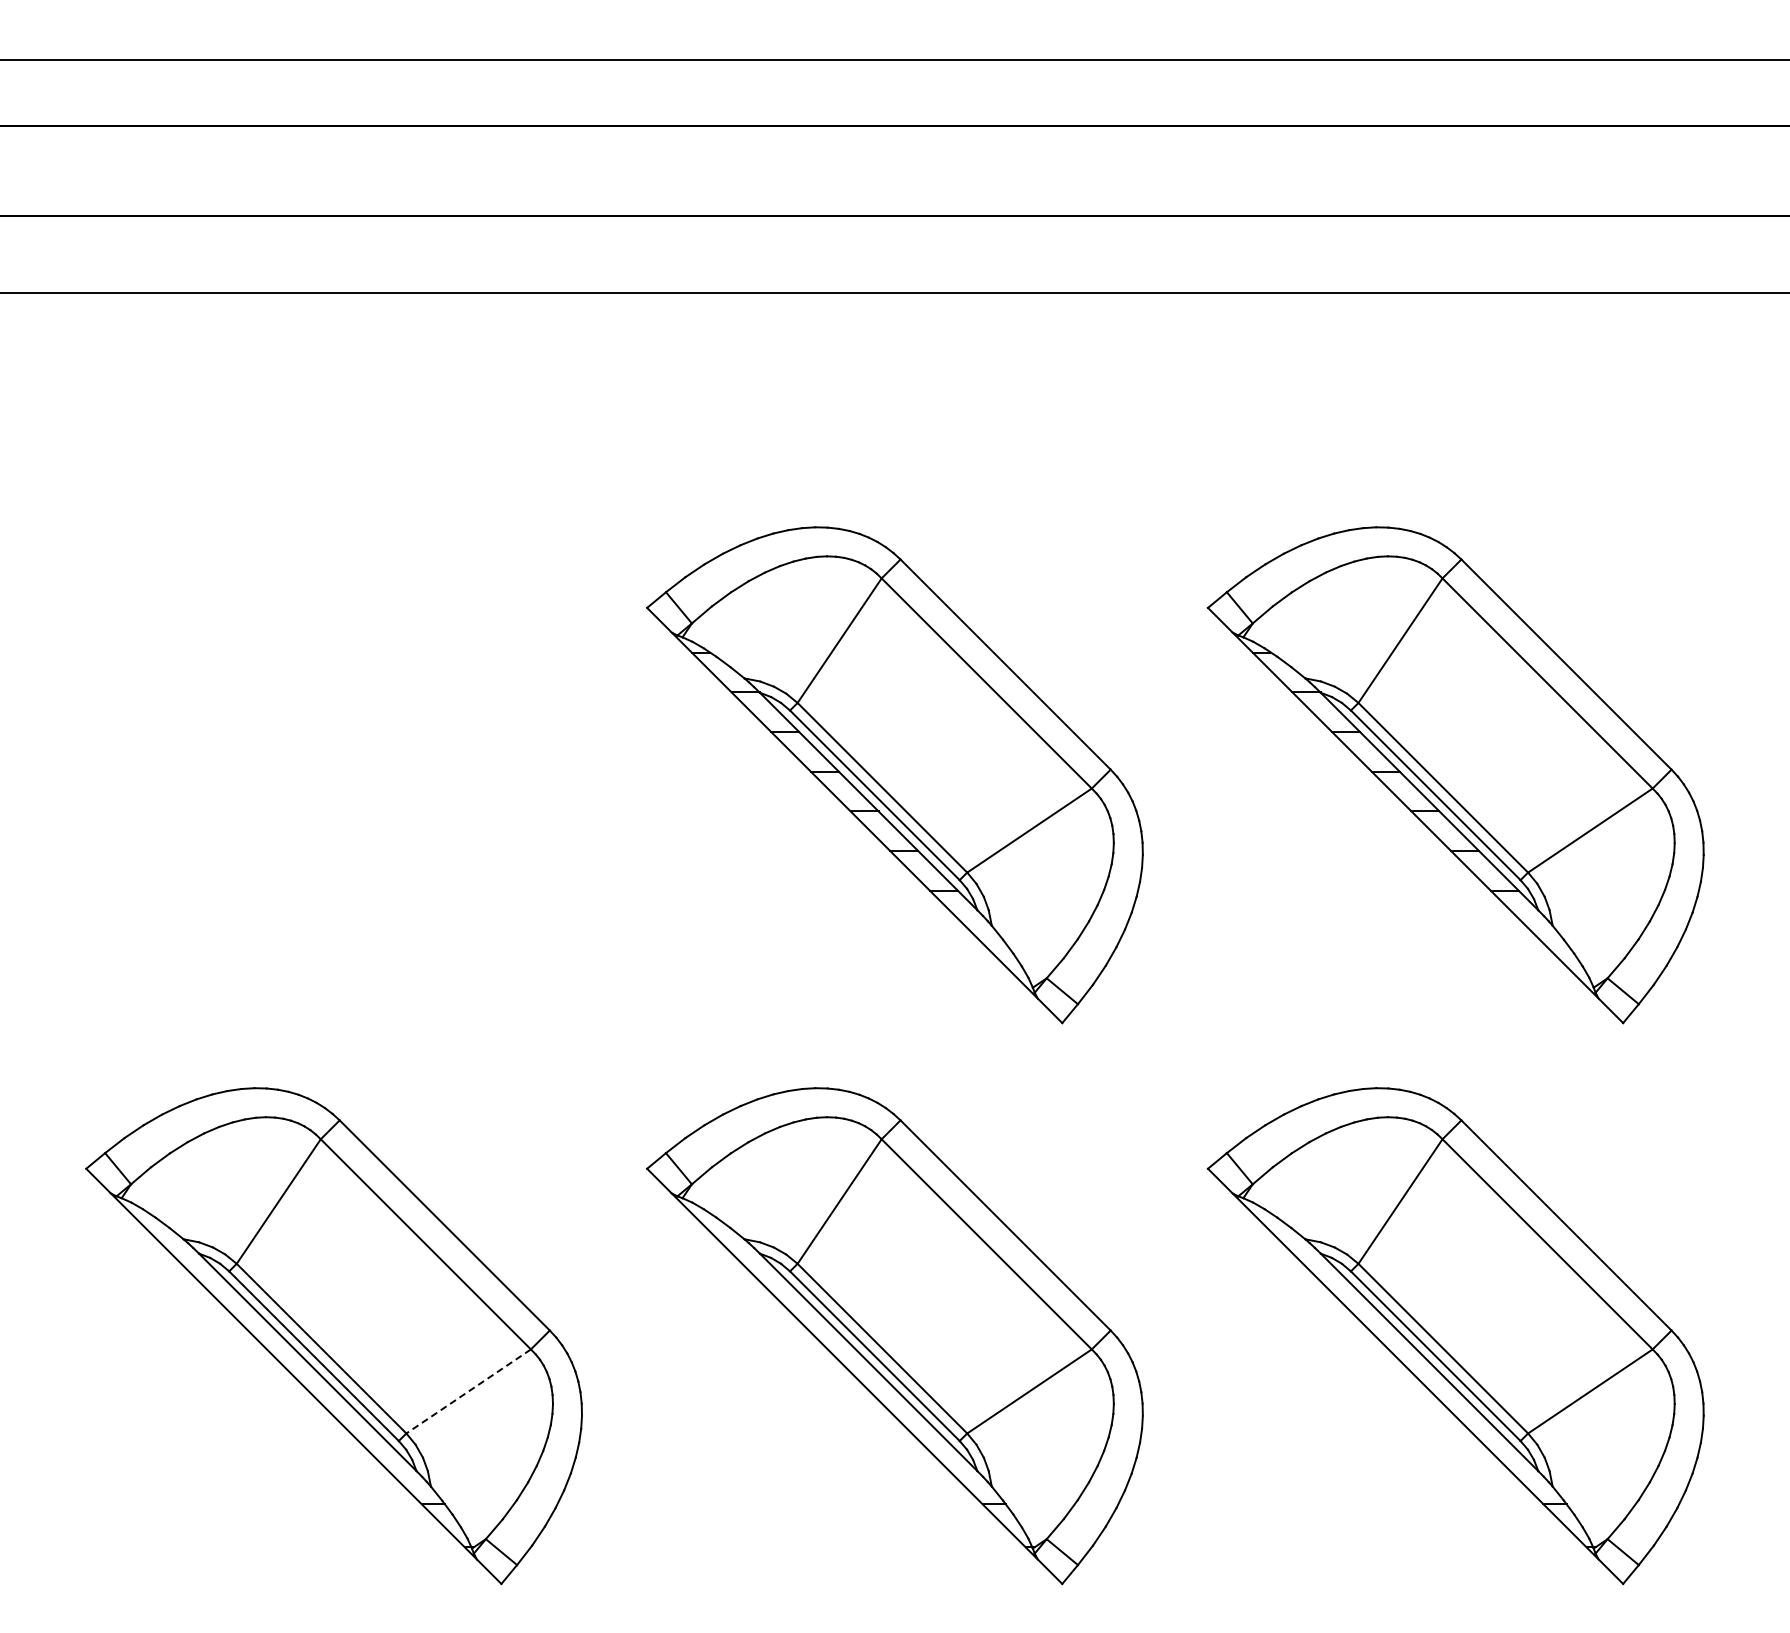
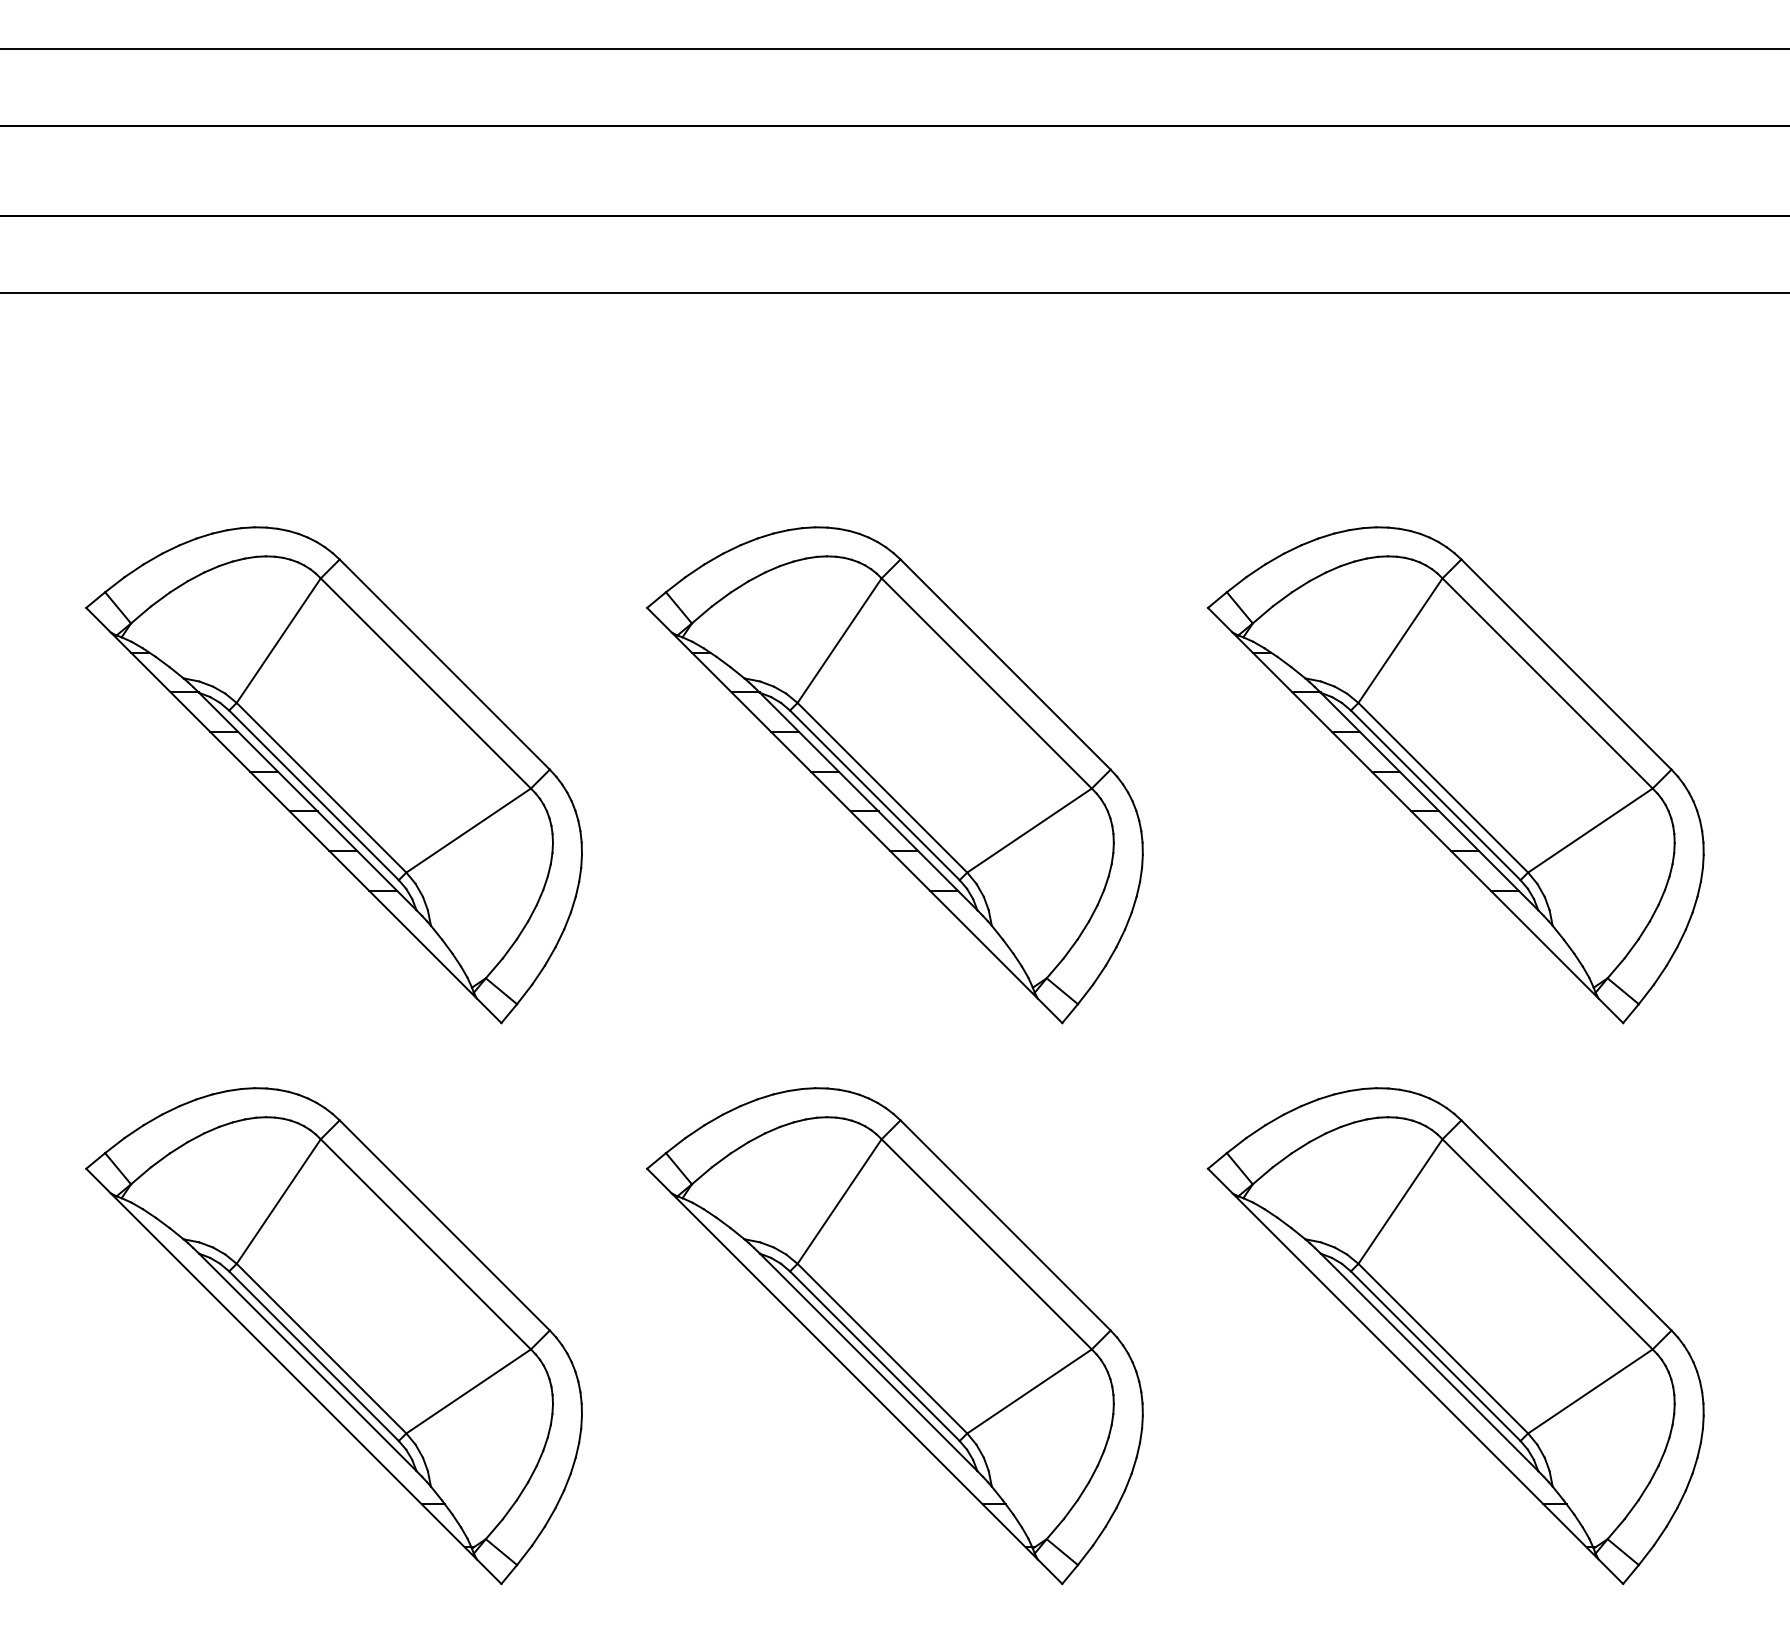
line position: (894, 60) -> (894, 49) (894, 49)
part: none -> present (333, 775)
line: dashed -> solid (468, 1391)
